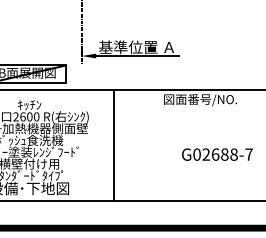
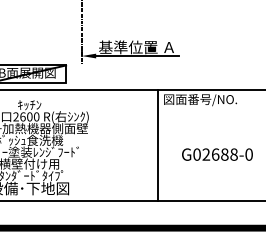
line position: (113, 145) -> (157, 145) (157, 145)
text: G02688-7 -> G02688-0 (248, 154)
